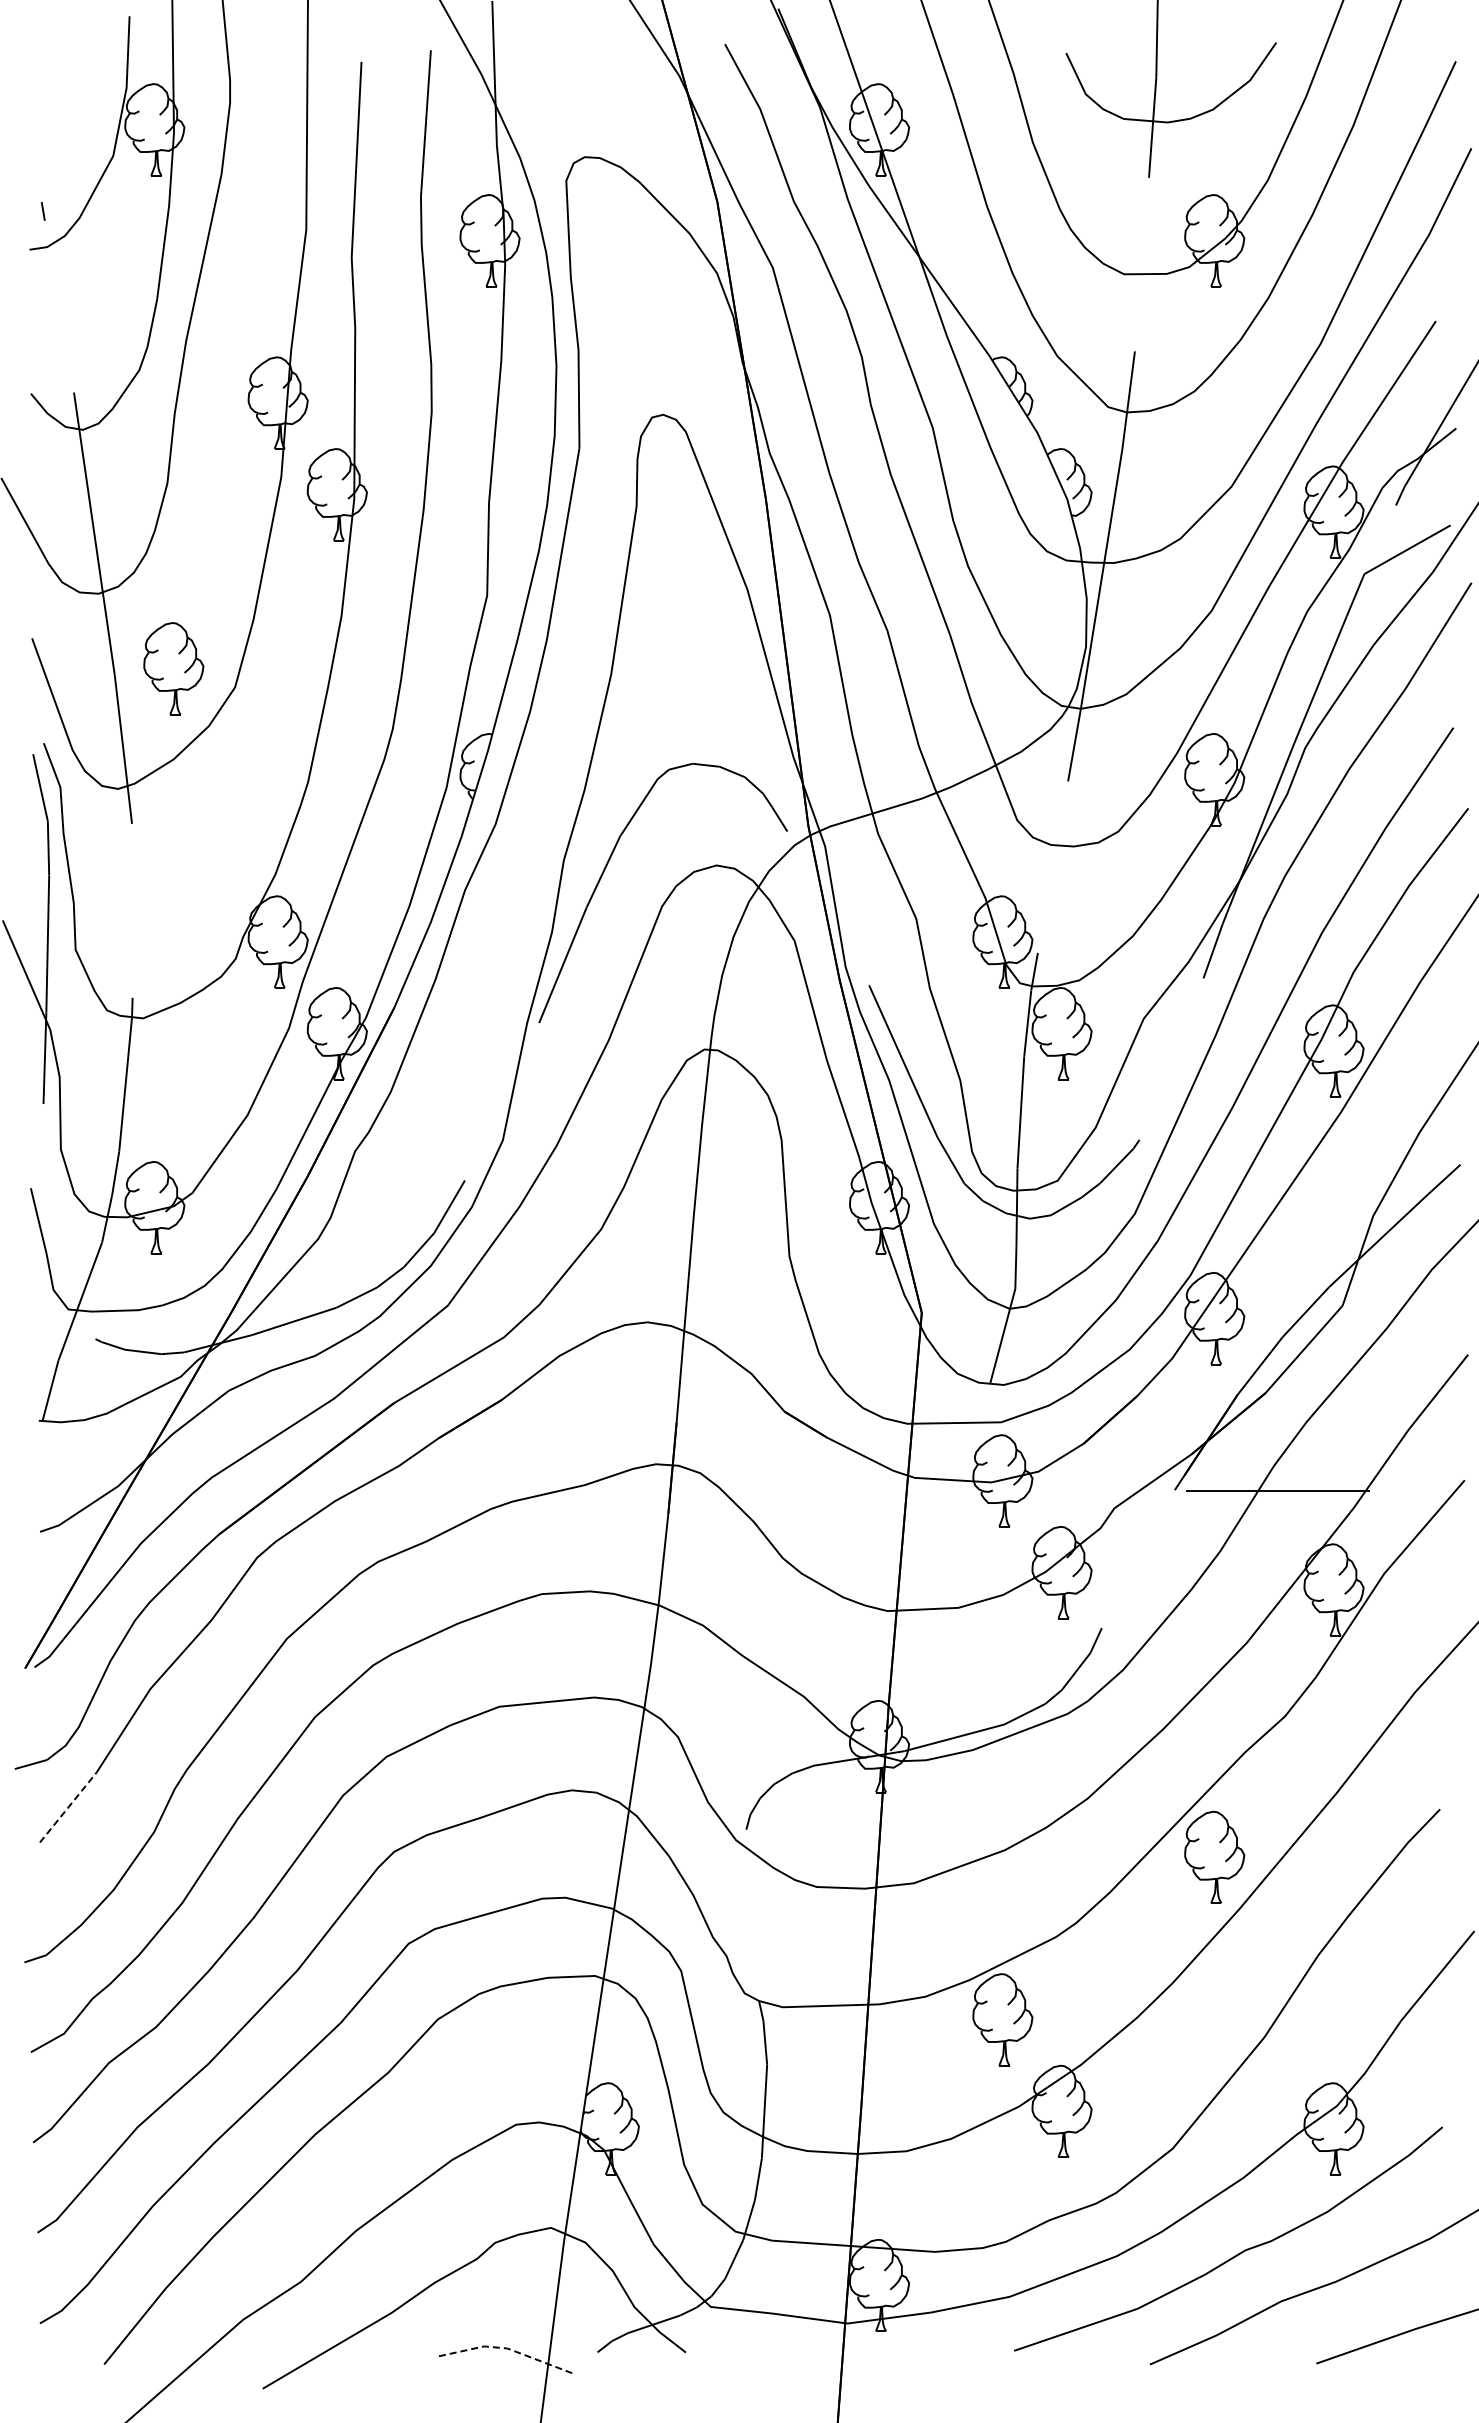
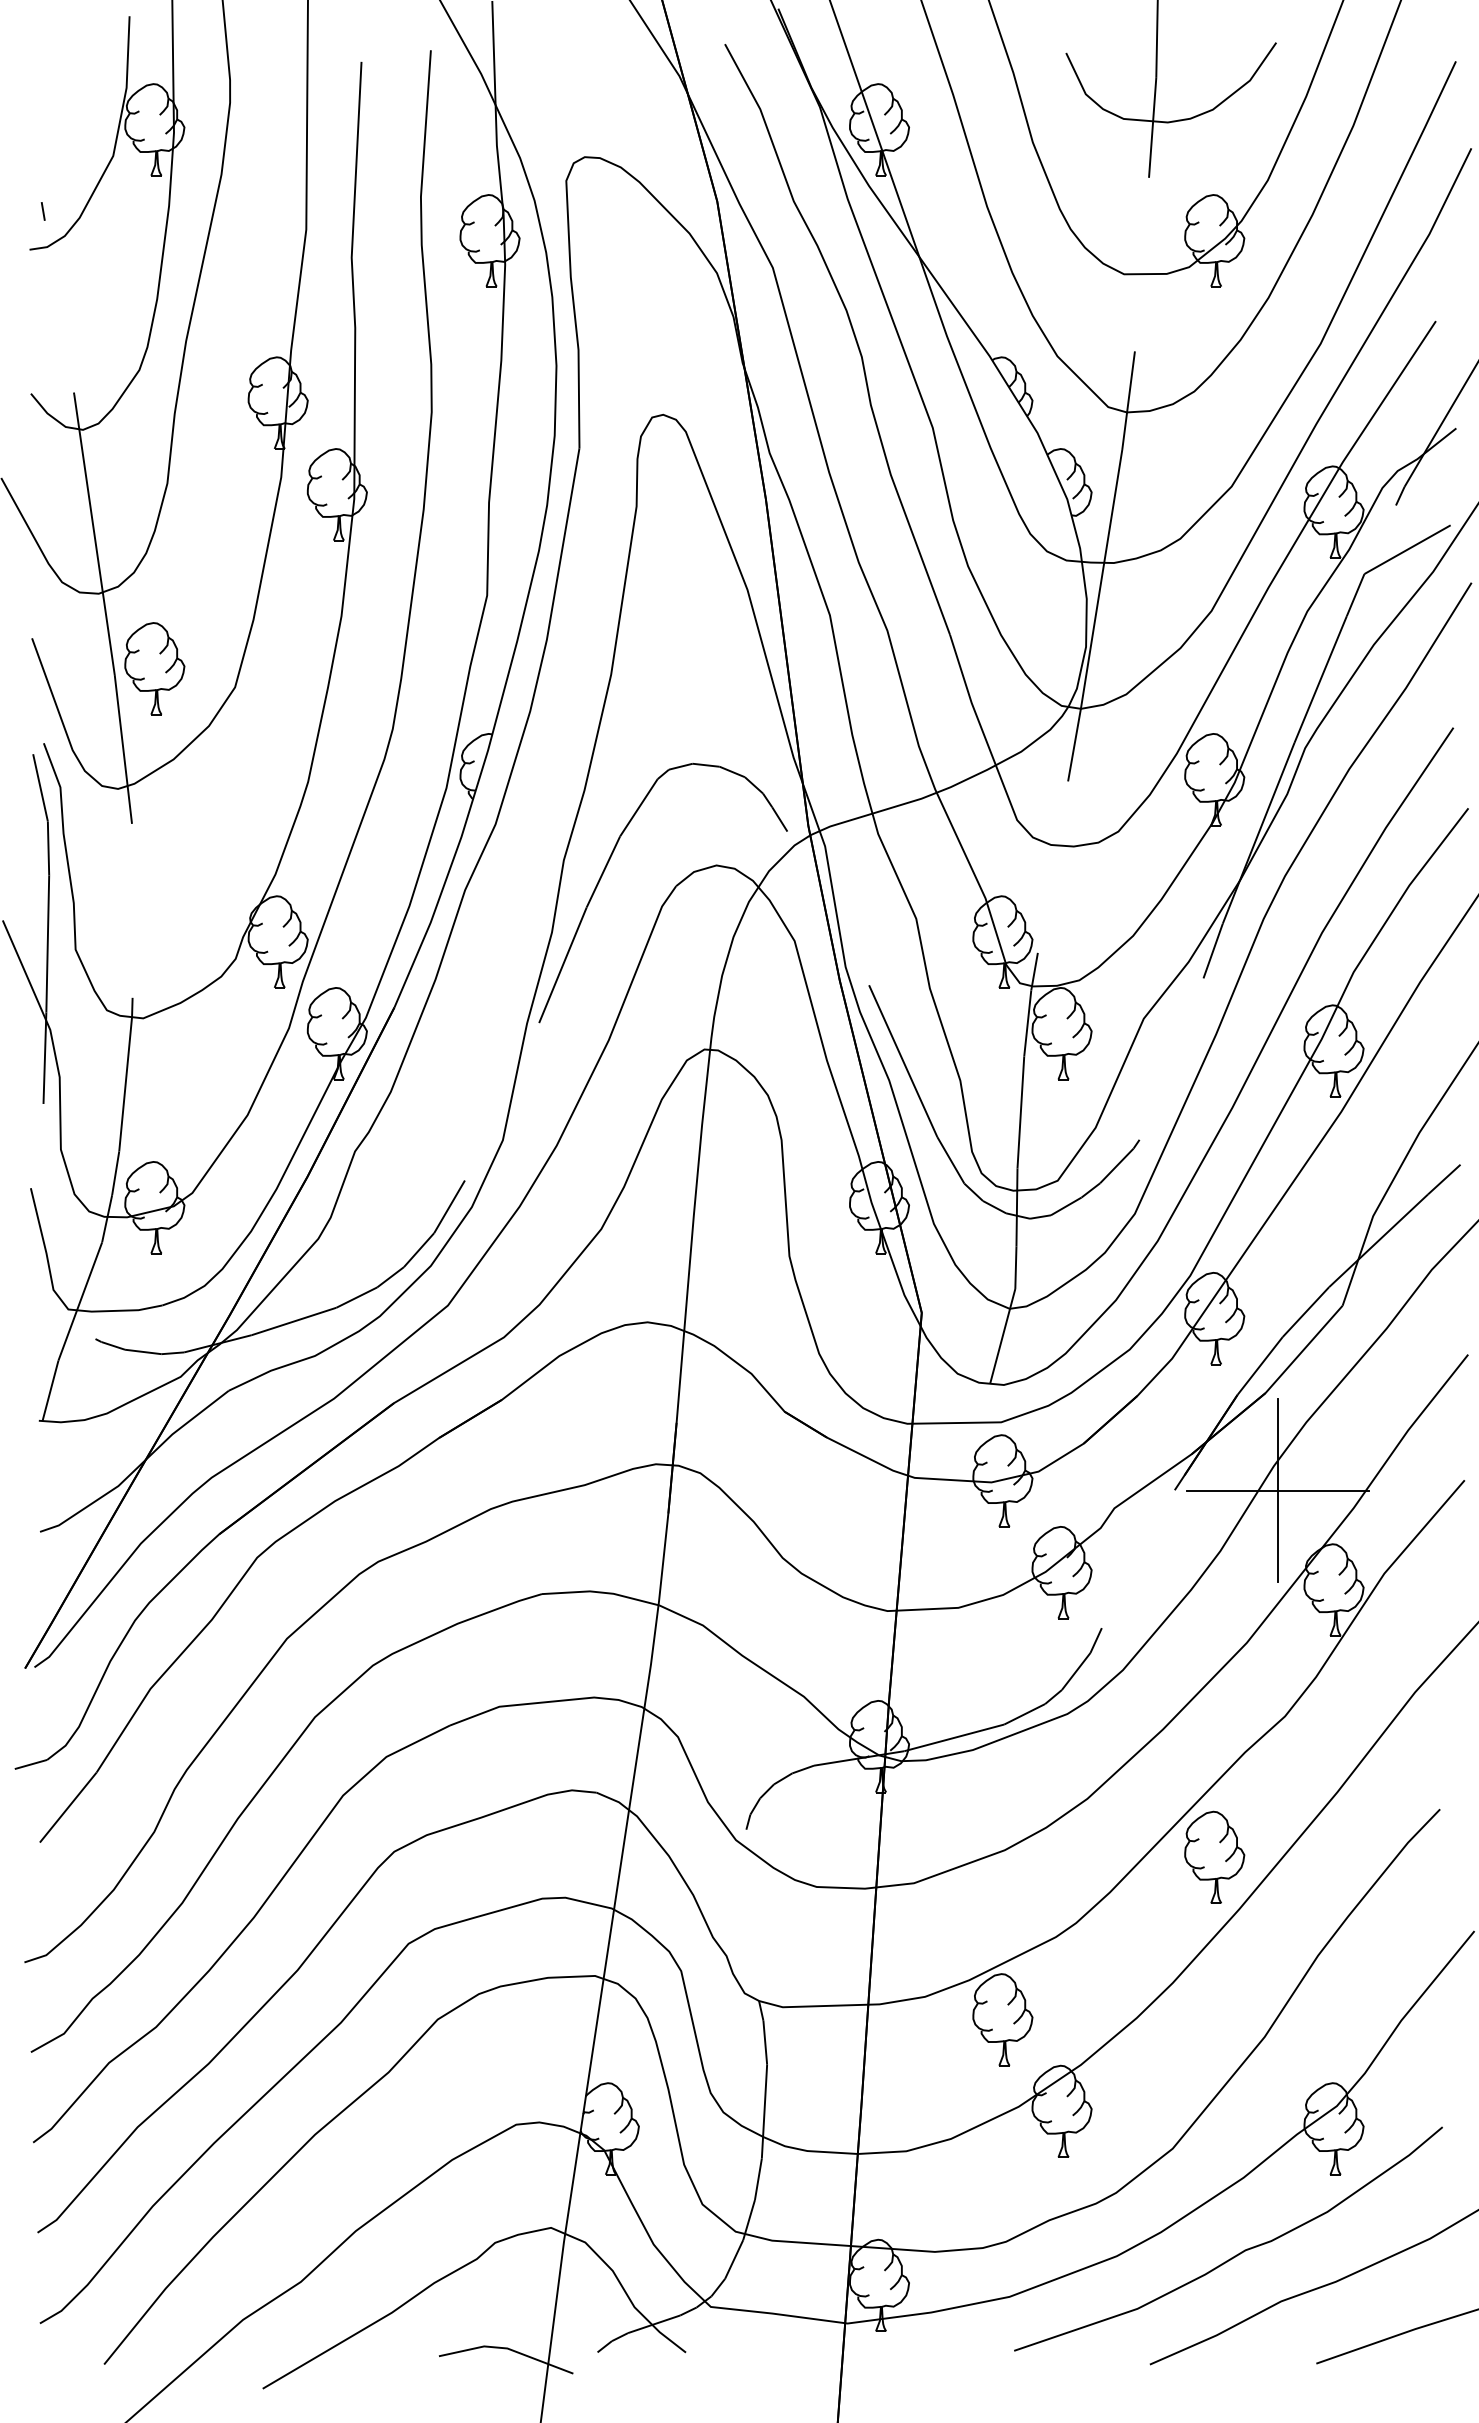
part position: (173, 668) -> (154, 668) (154, 668)
line: none -> present (1278, 1490)
line: dashed -> solid (68, 1807)
line: dashed -> solid (507, 2348)
